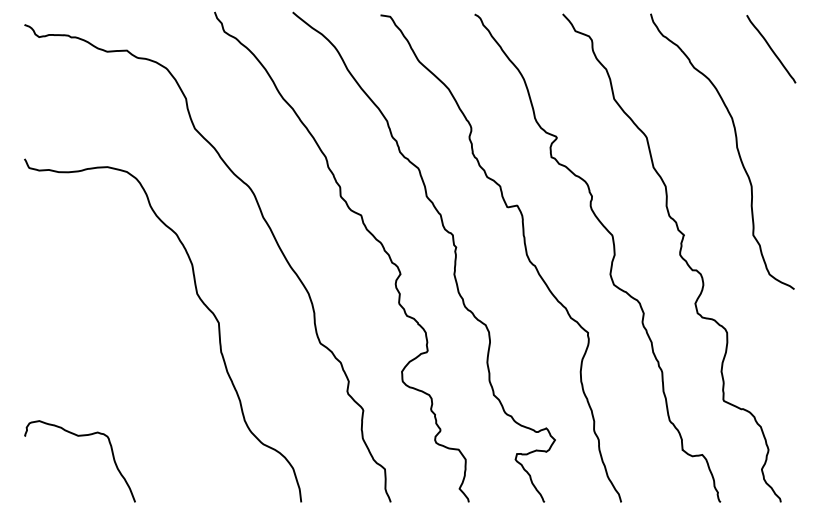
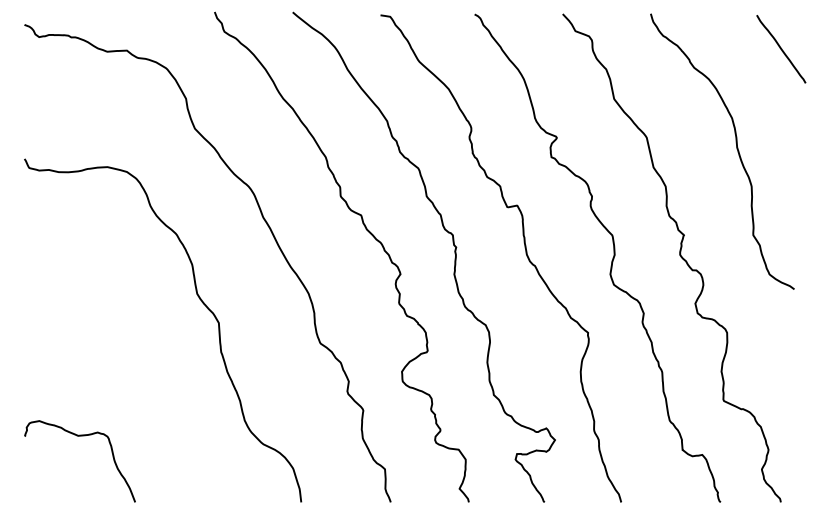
curve position: (771, 49) -> (781, 49) (781, 49)
